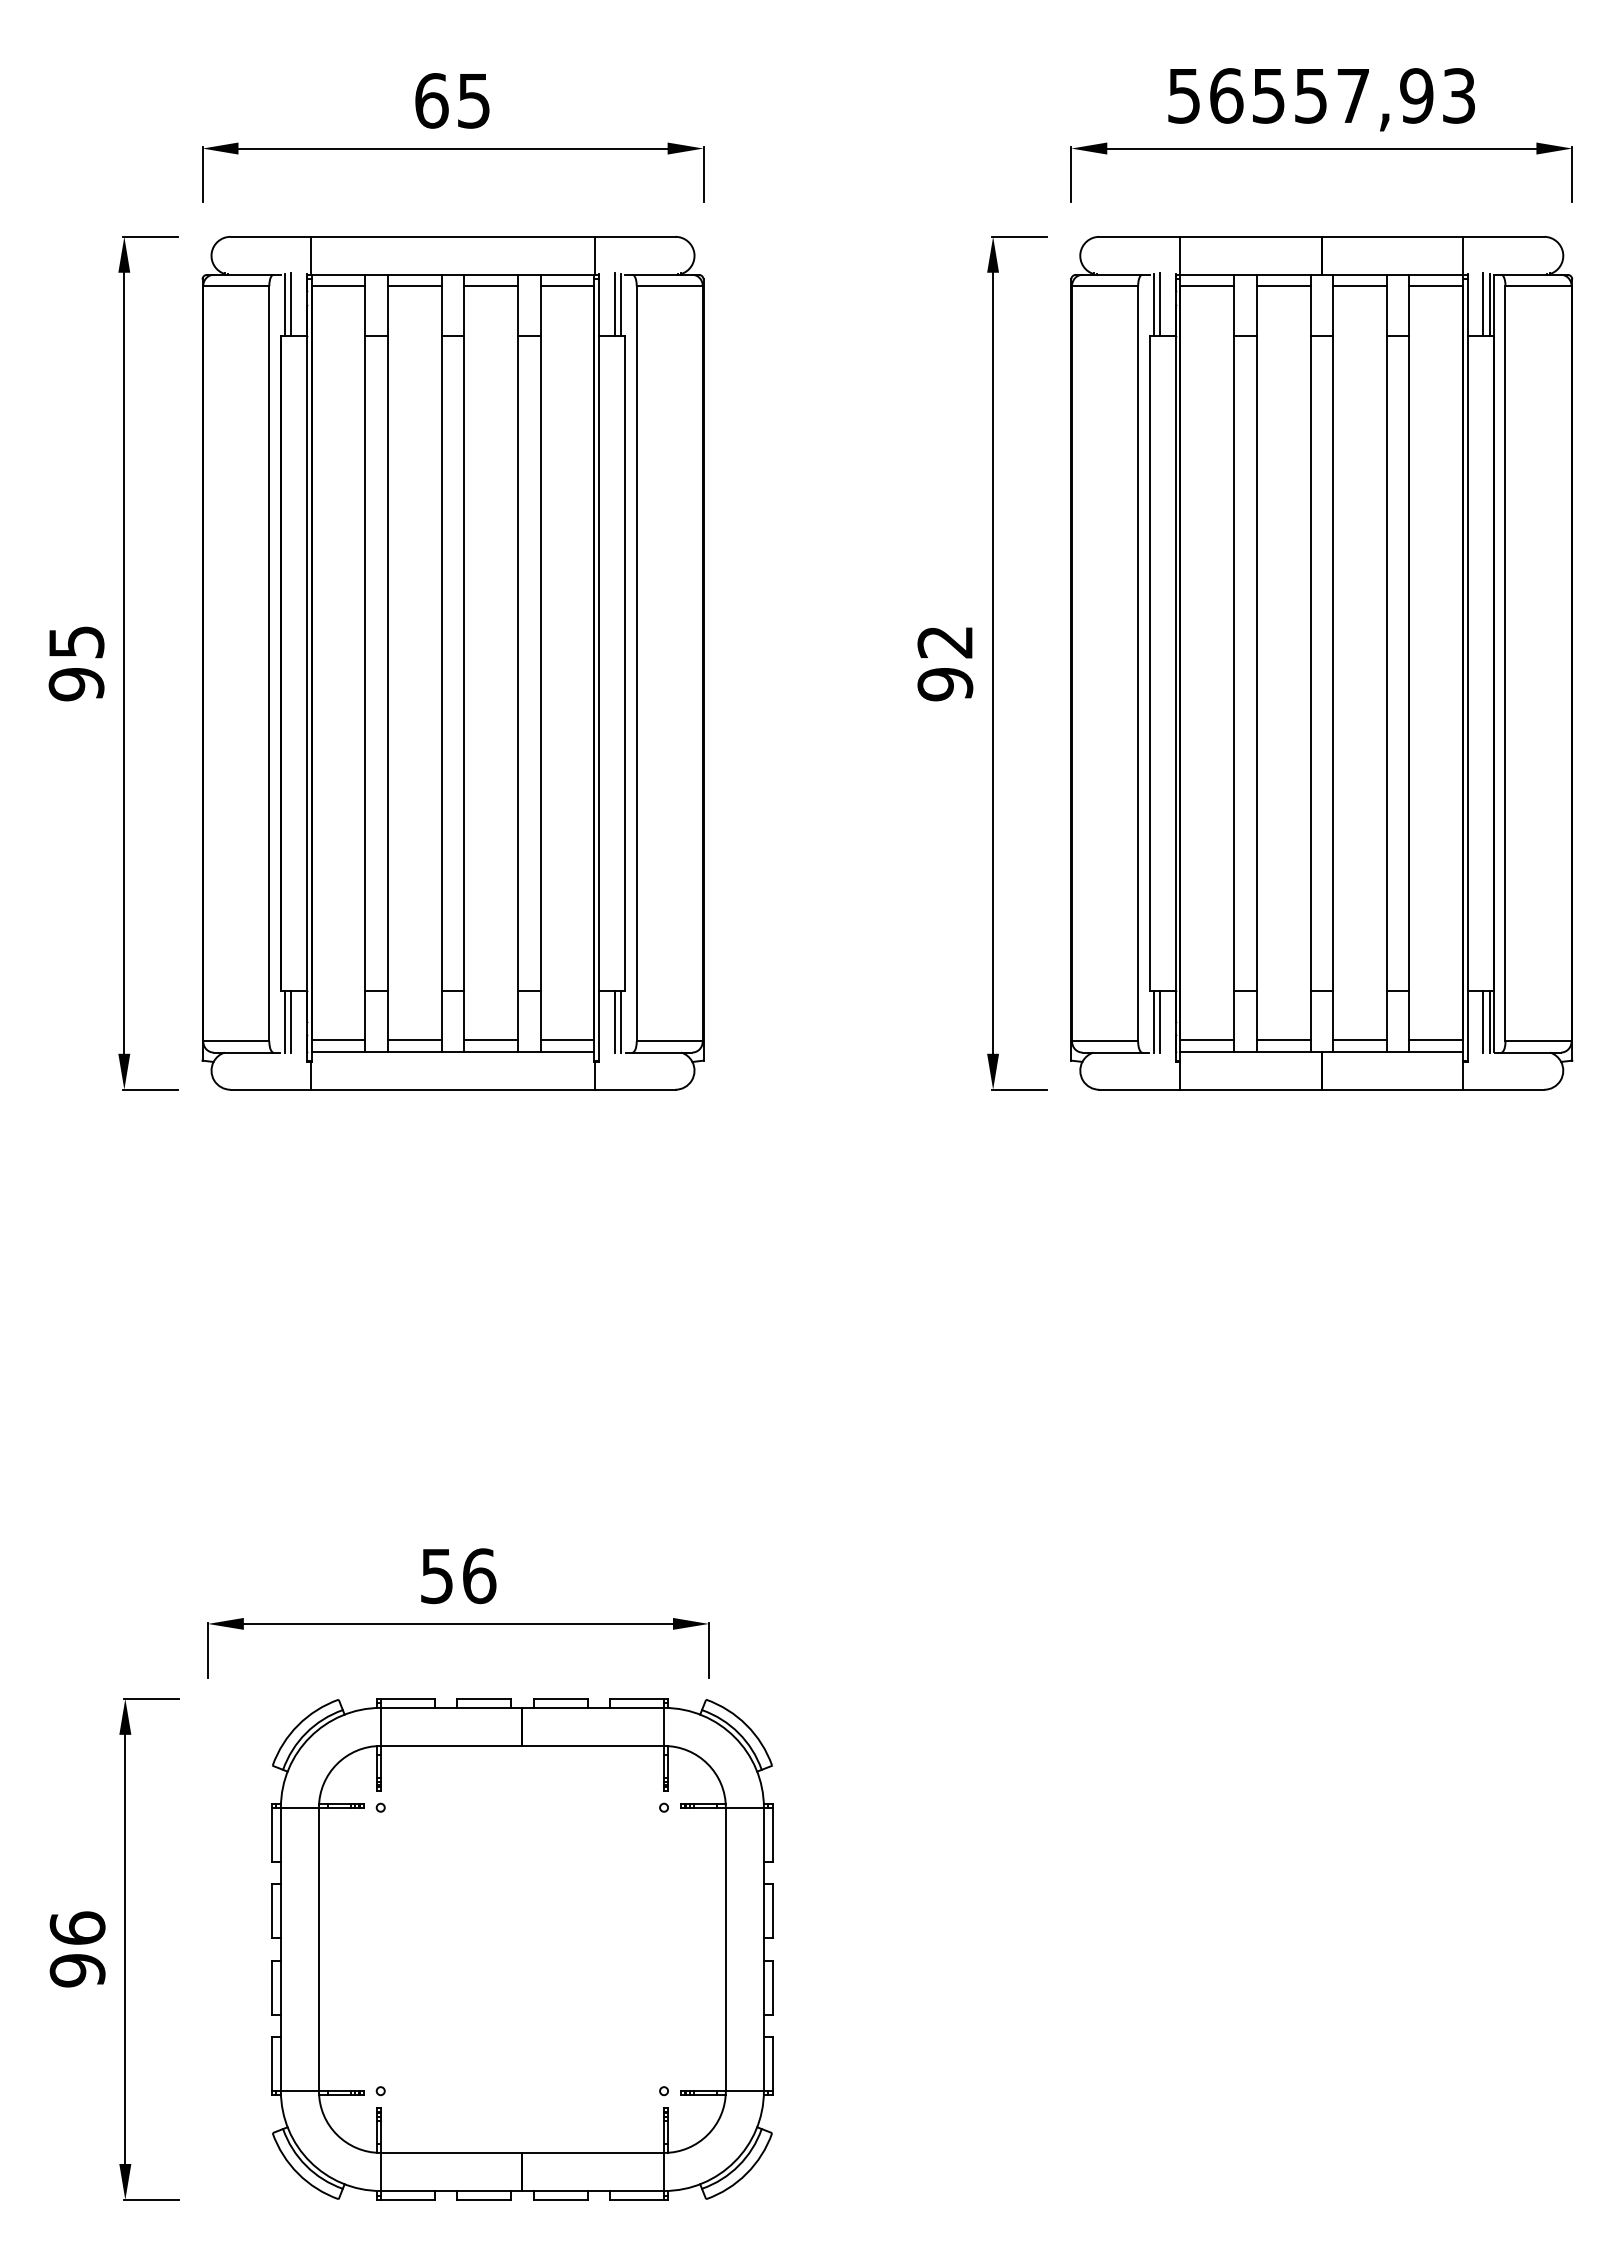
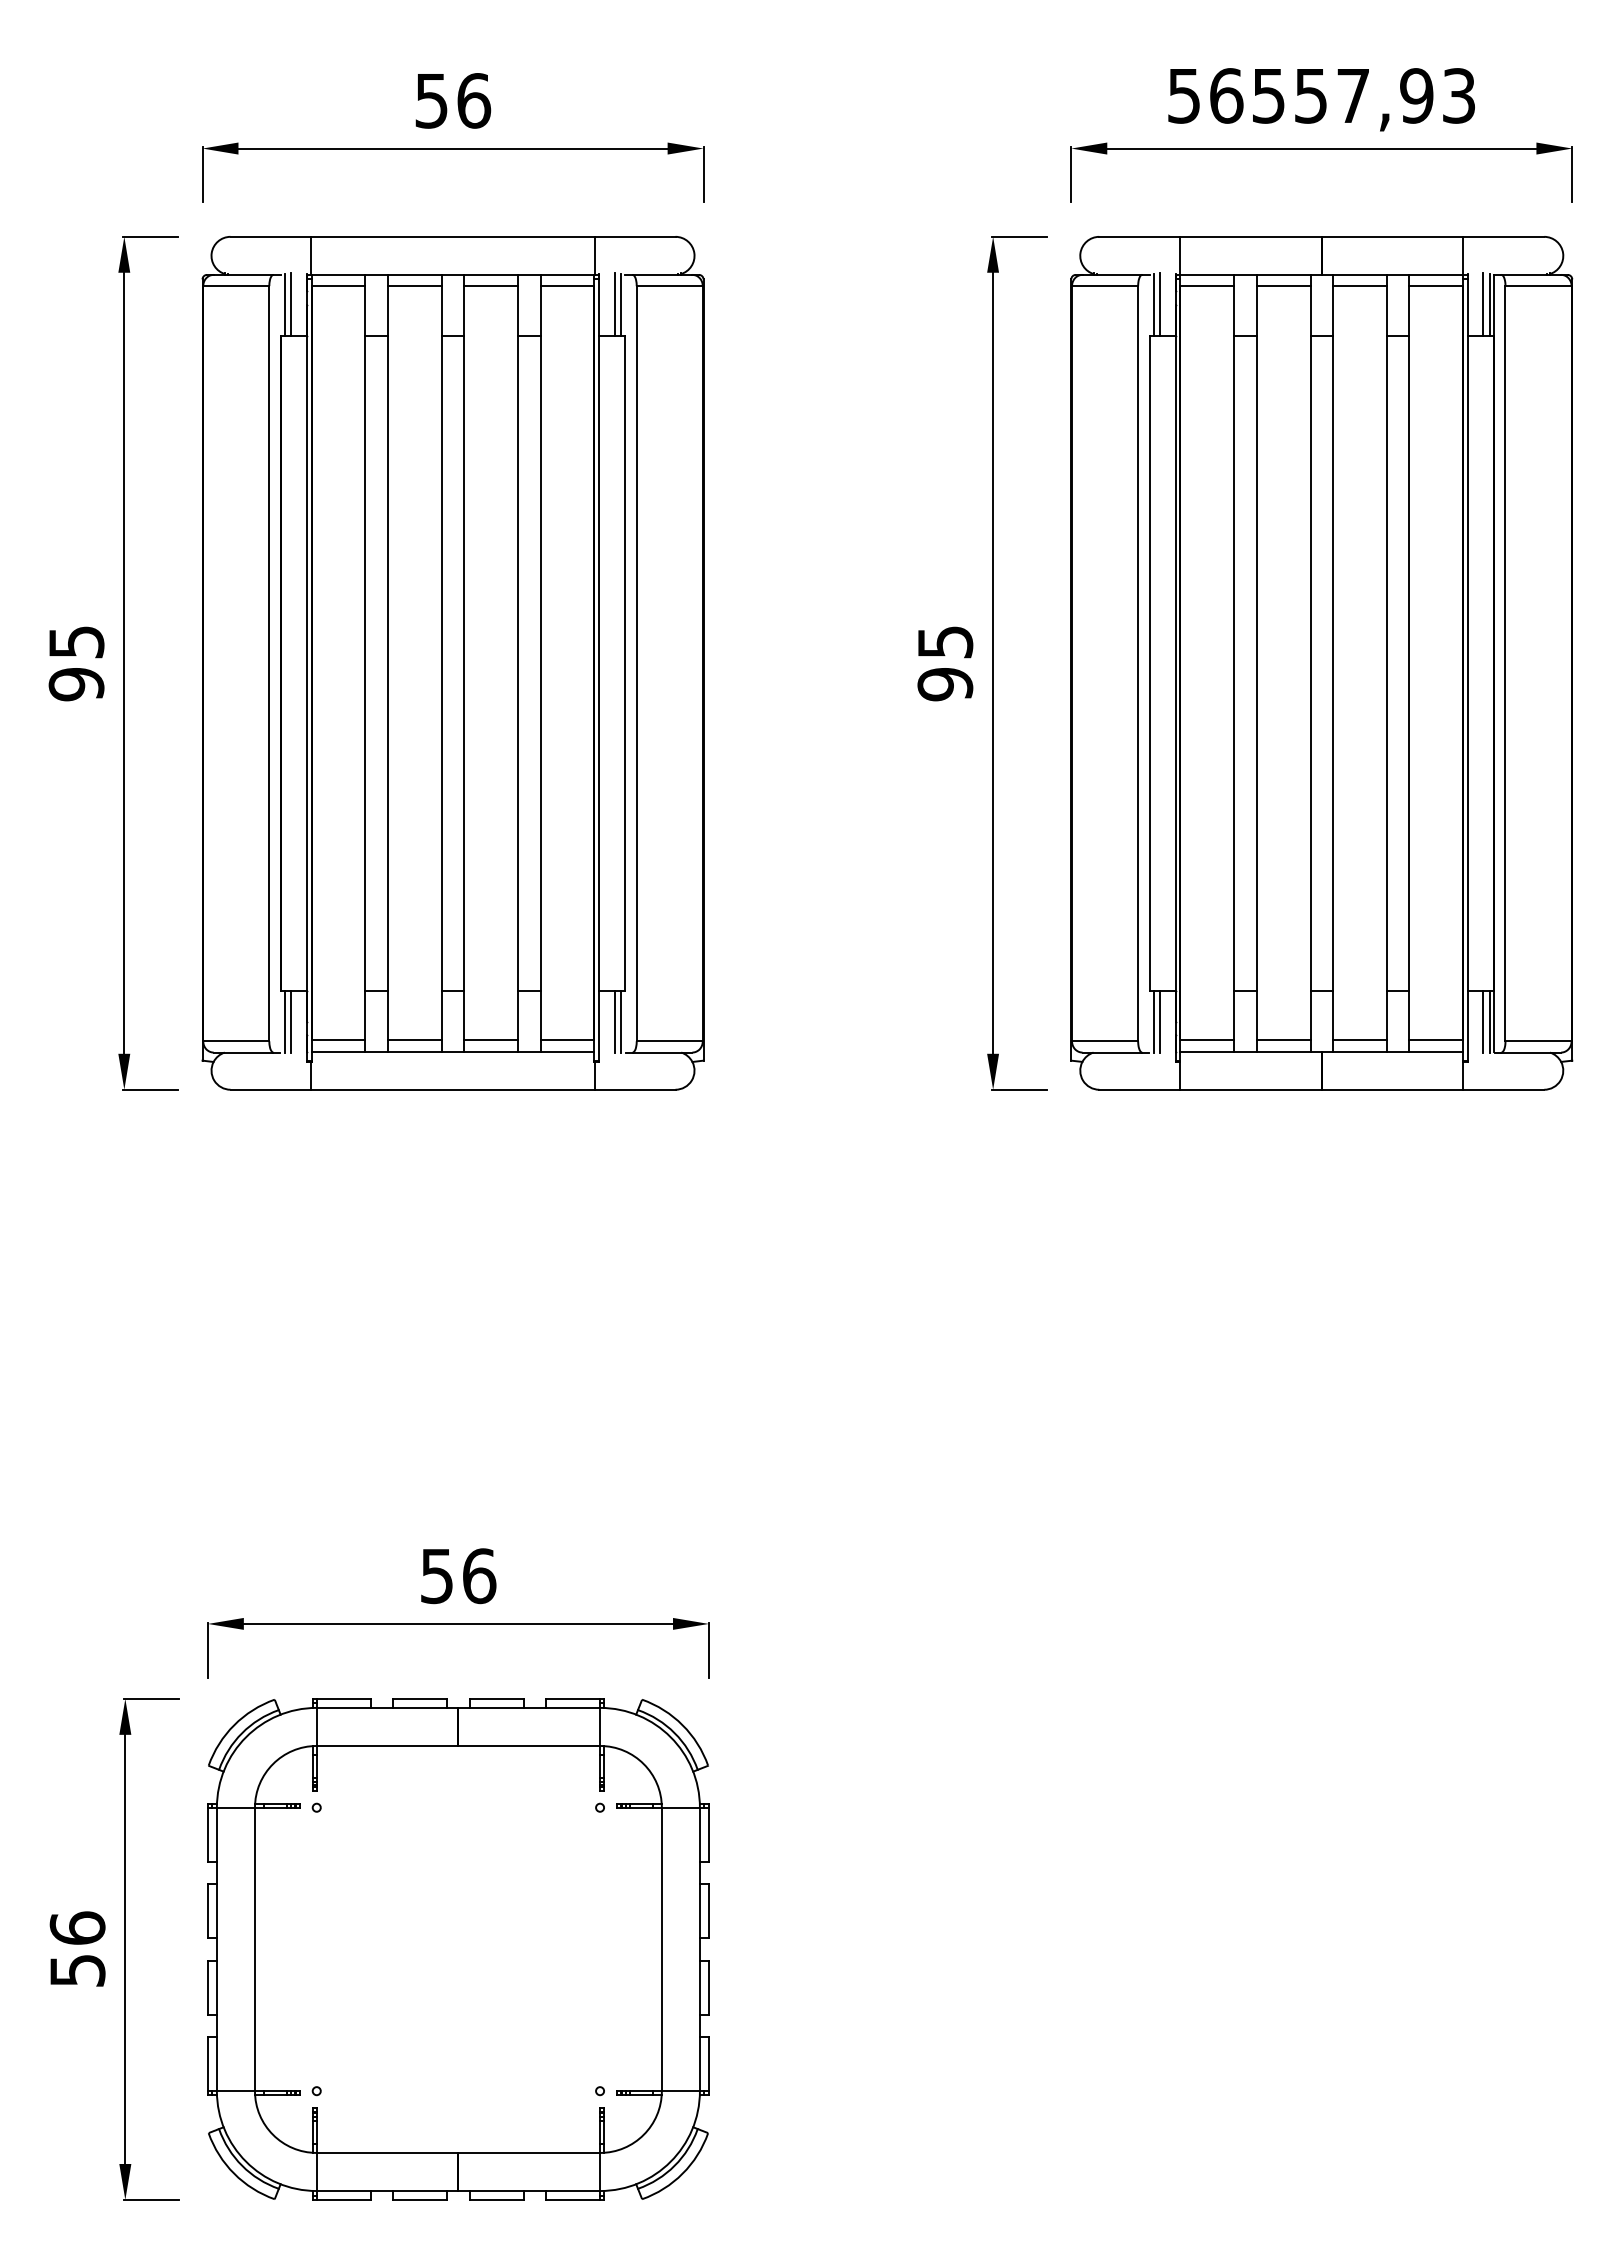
text: 65 -> 56 (453, 100)
text: 92 -> 95 (945, 642)
part position: (522, 1949) -> (458, 1949) (458, 1949)
text: 96 -> 56 (77, 1970)
